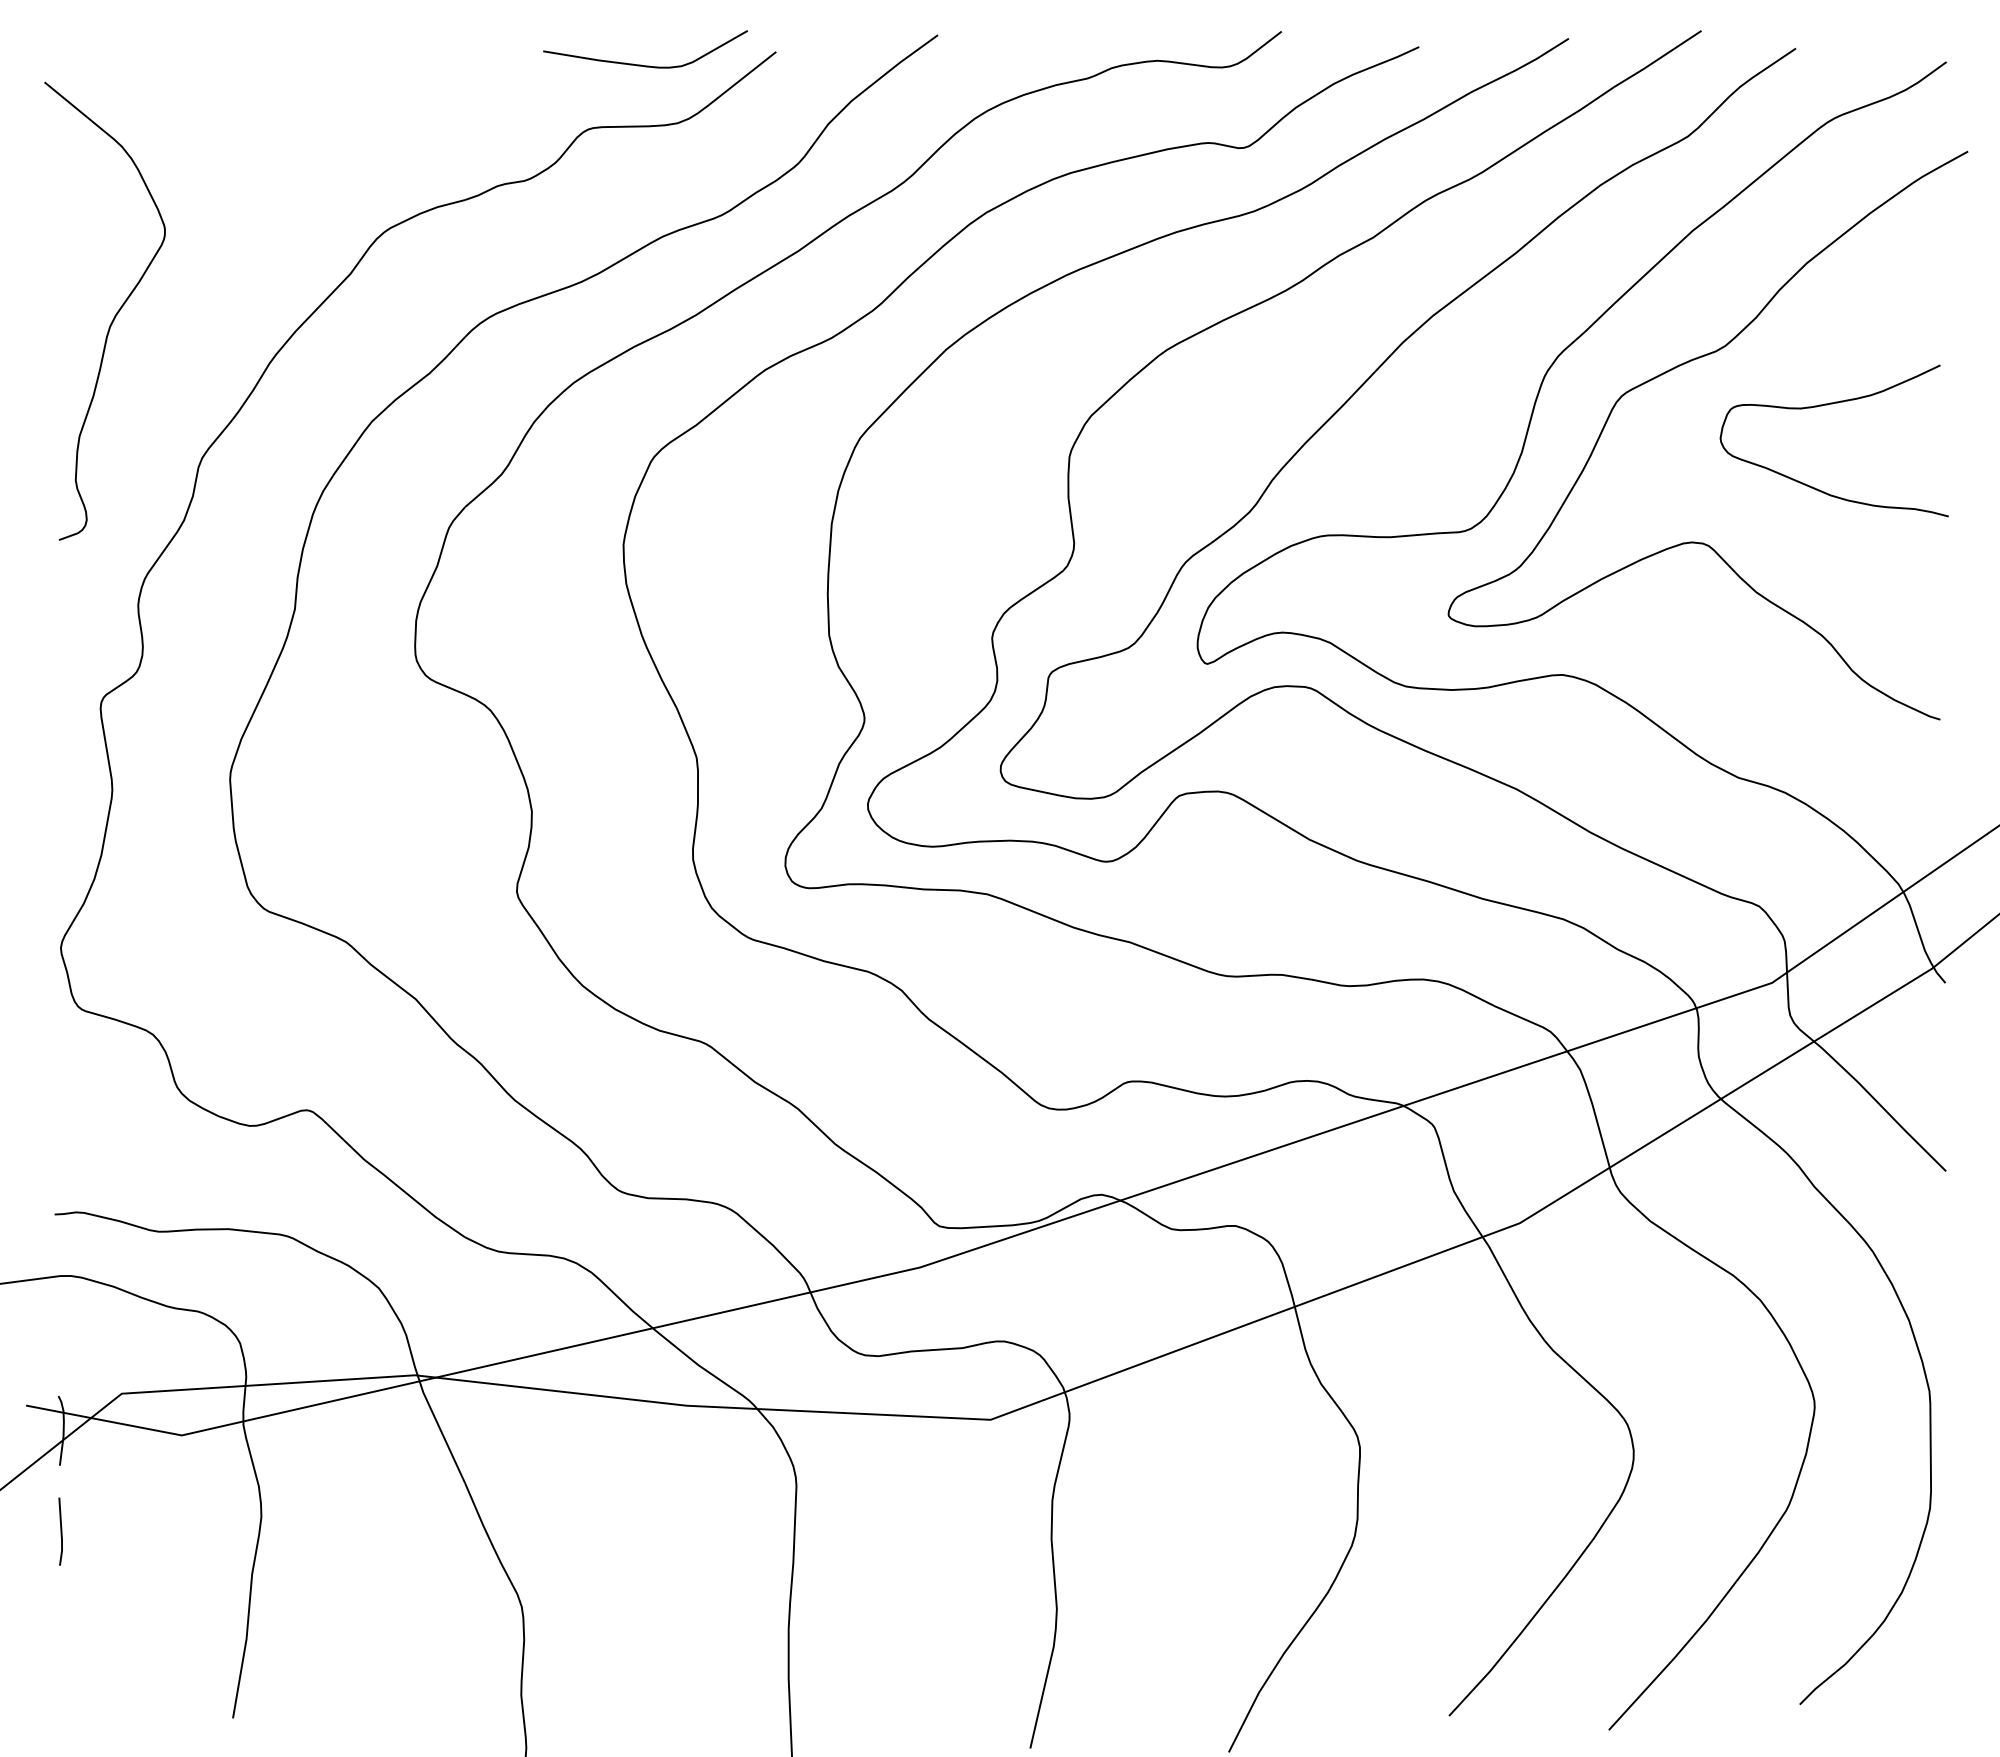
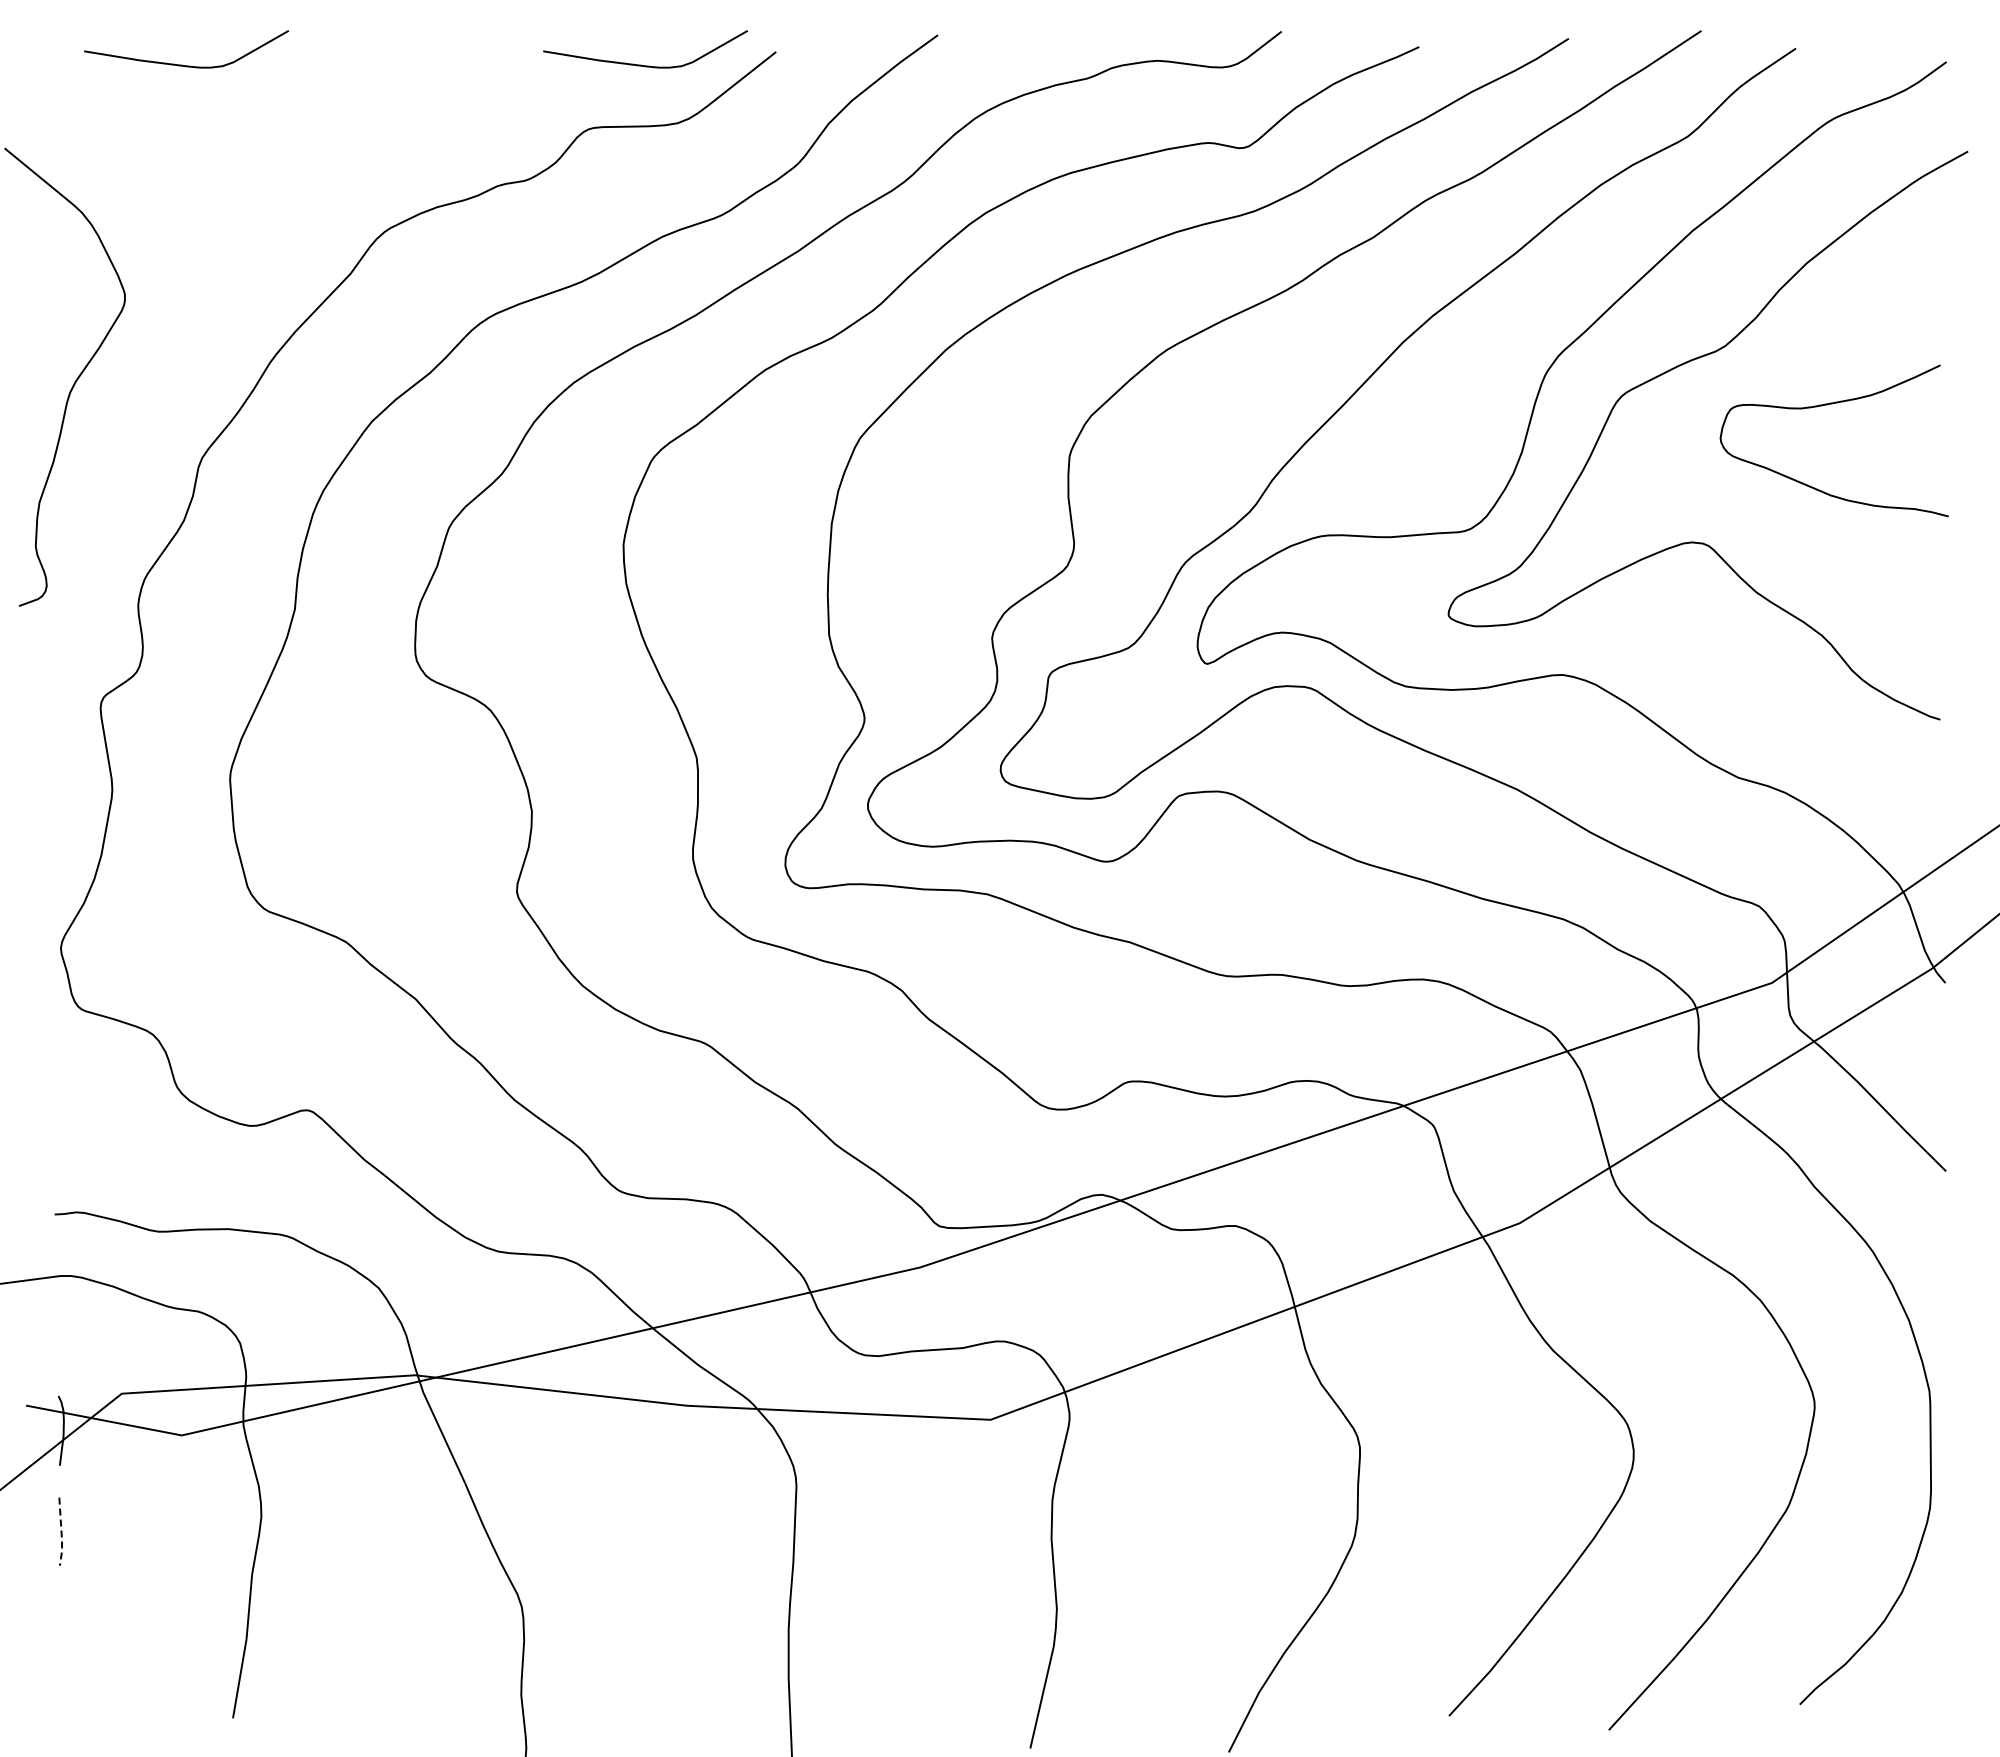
curve: none -> present (182, 64)
curve position: (114, 315) -> (74, 381) (74, 381)
line: solid -> dashed (61, 1533)
